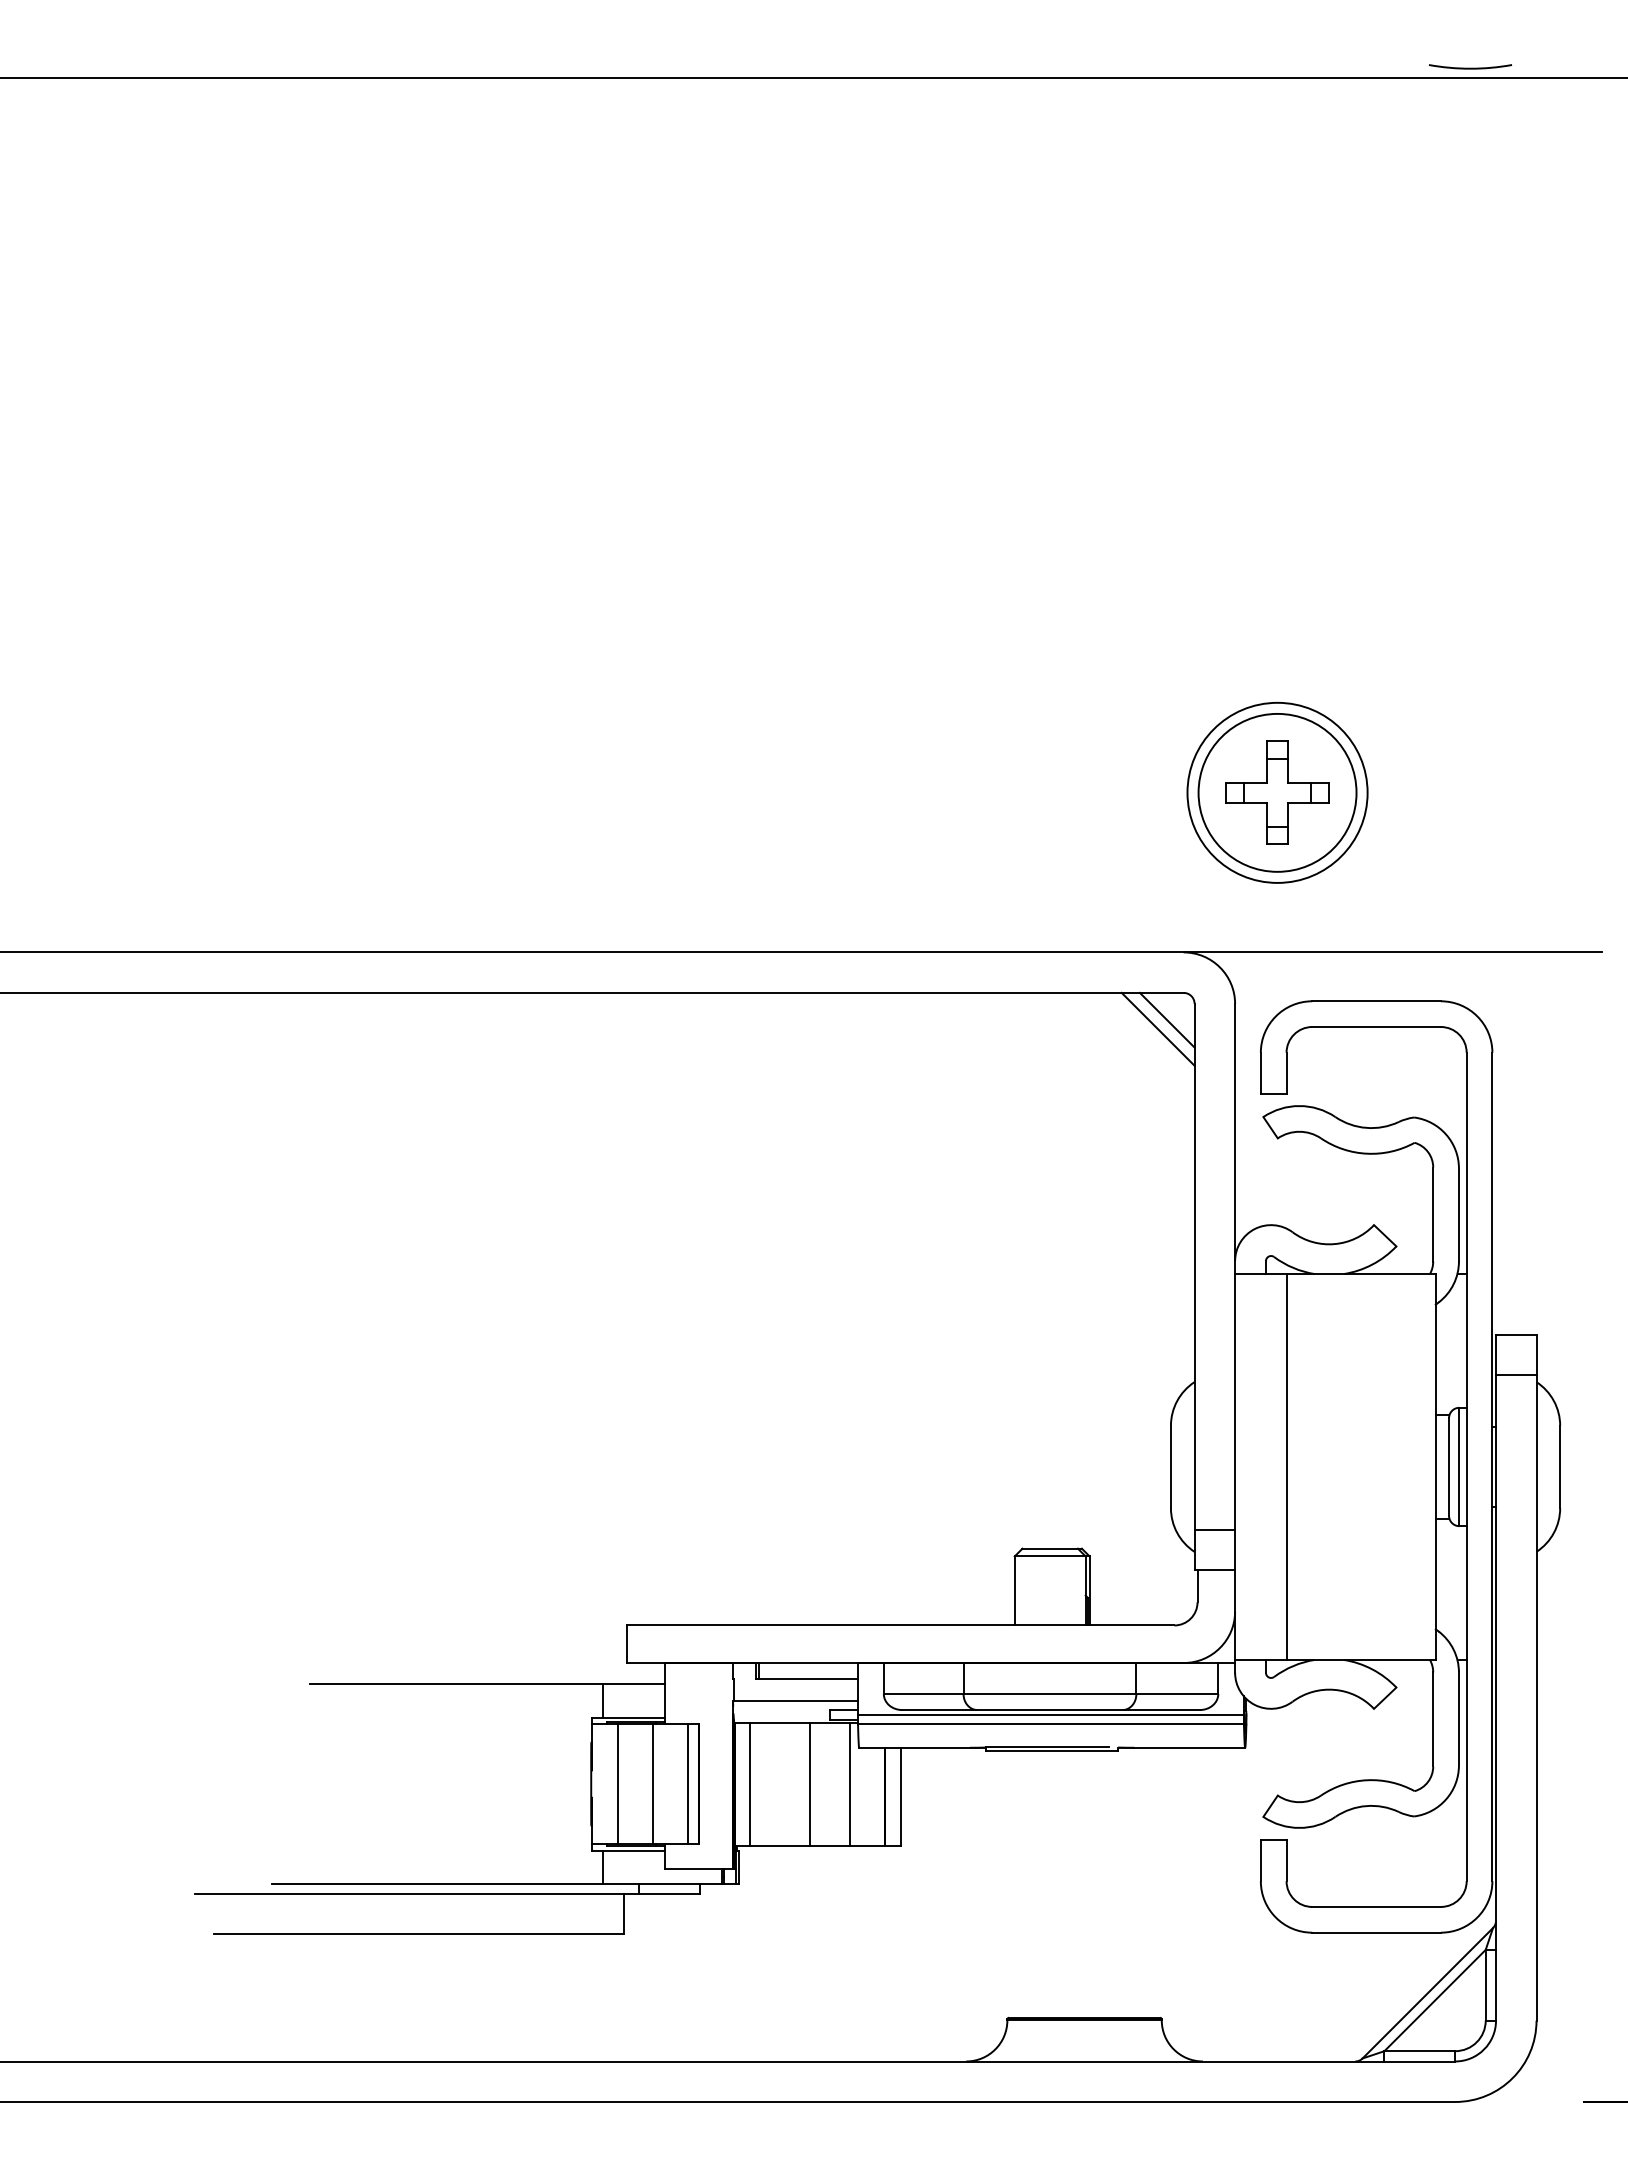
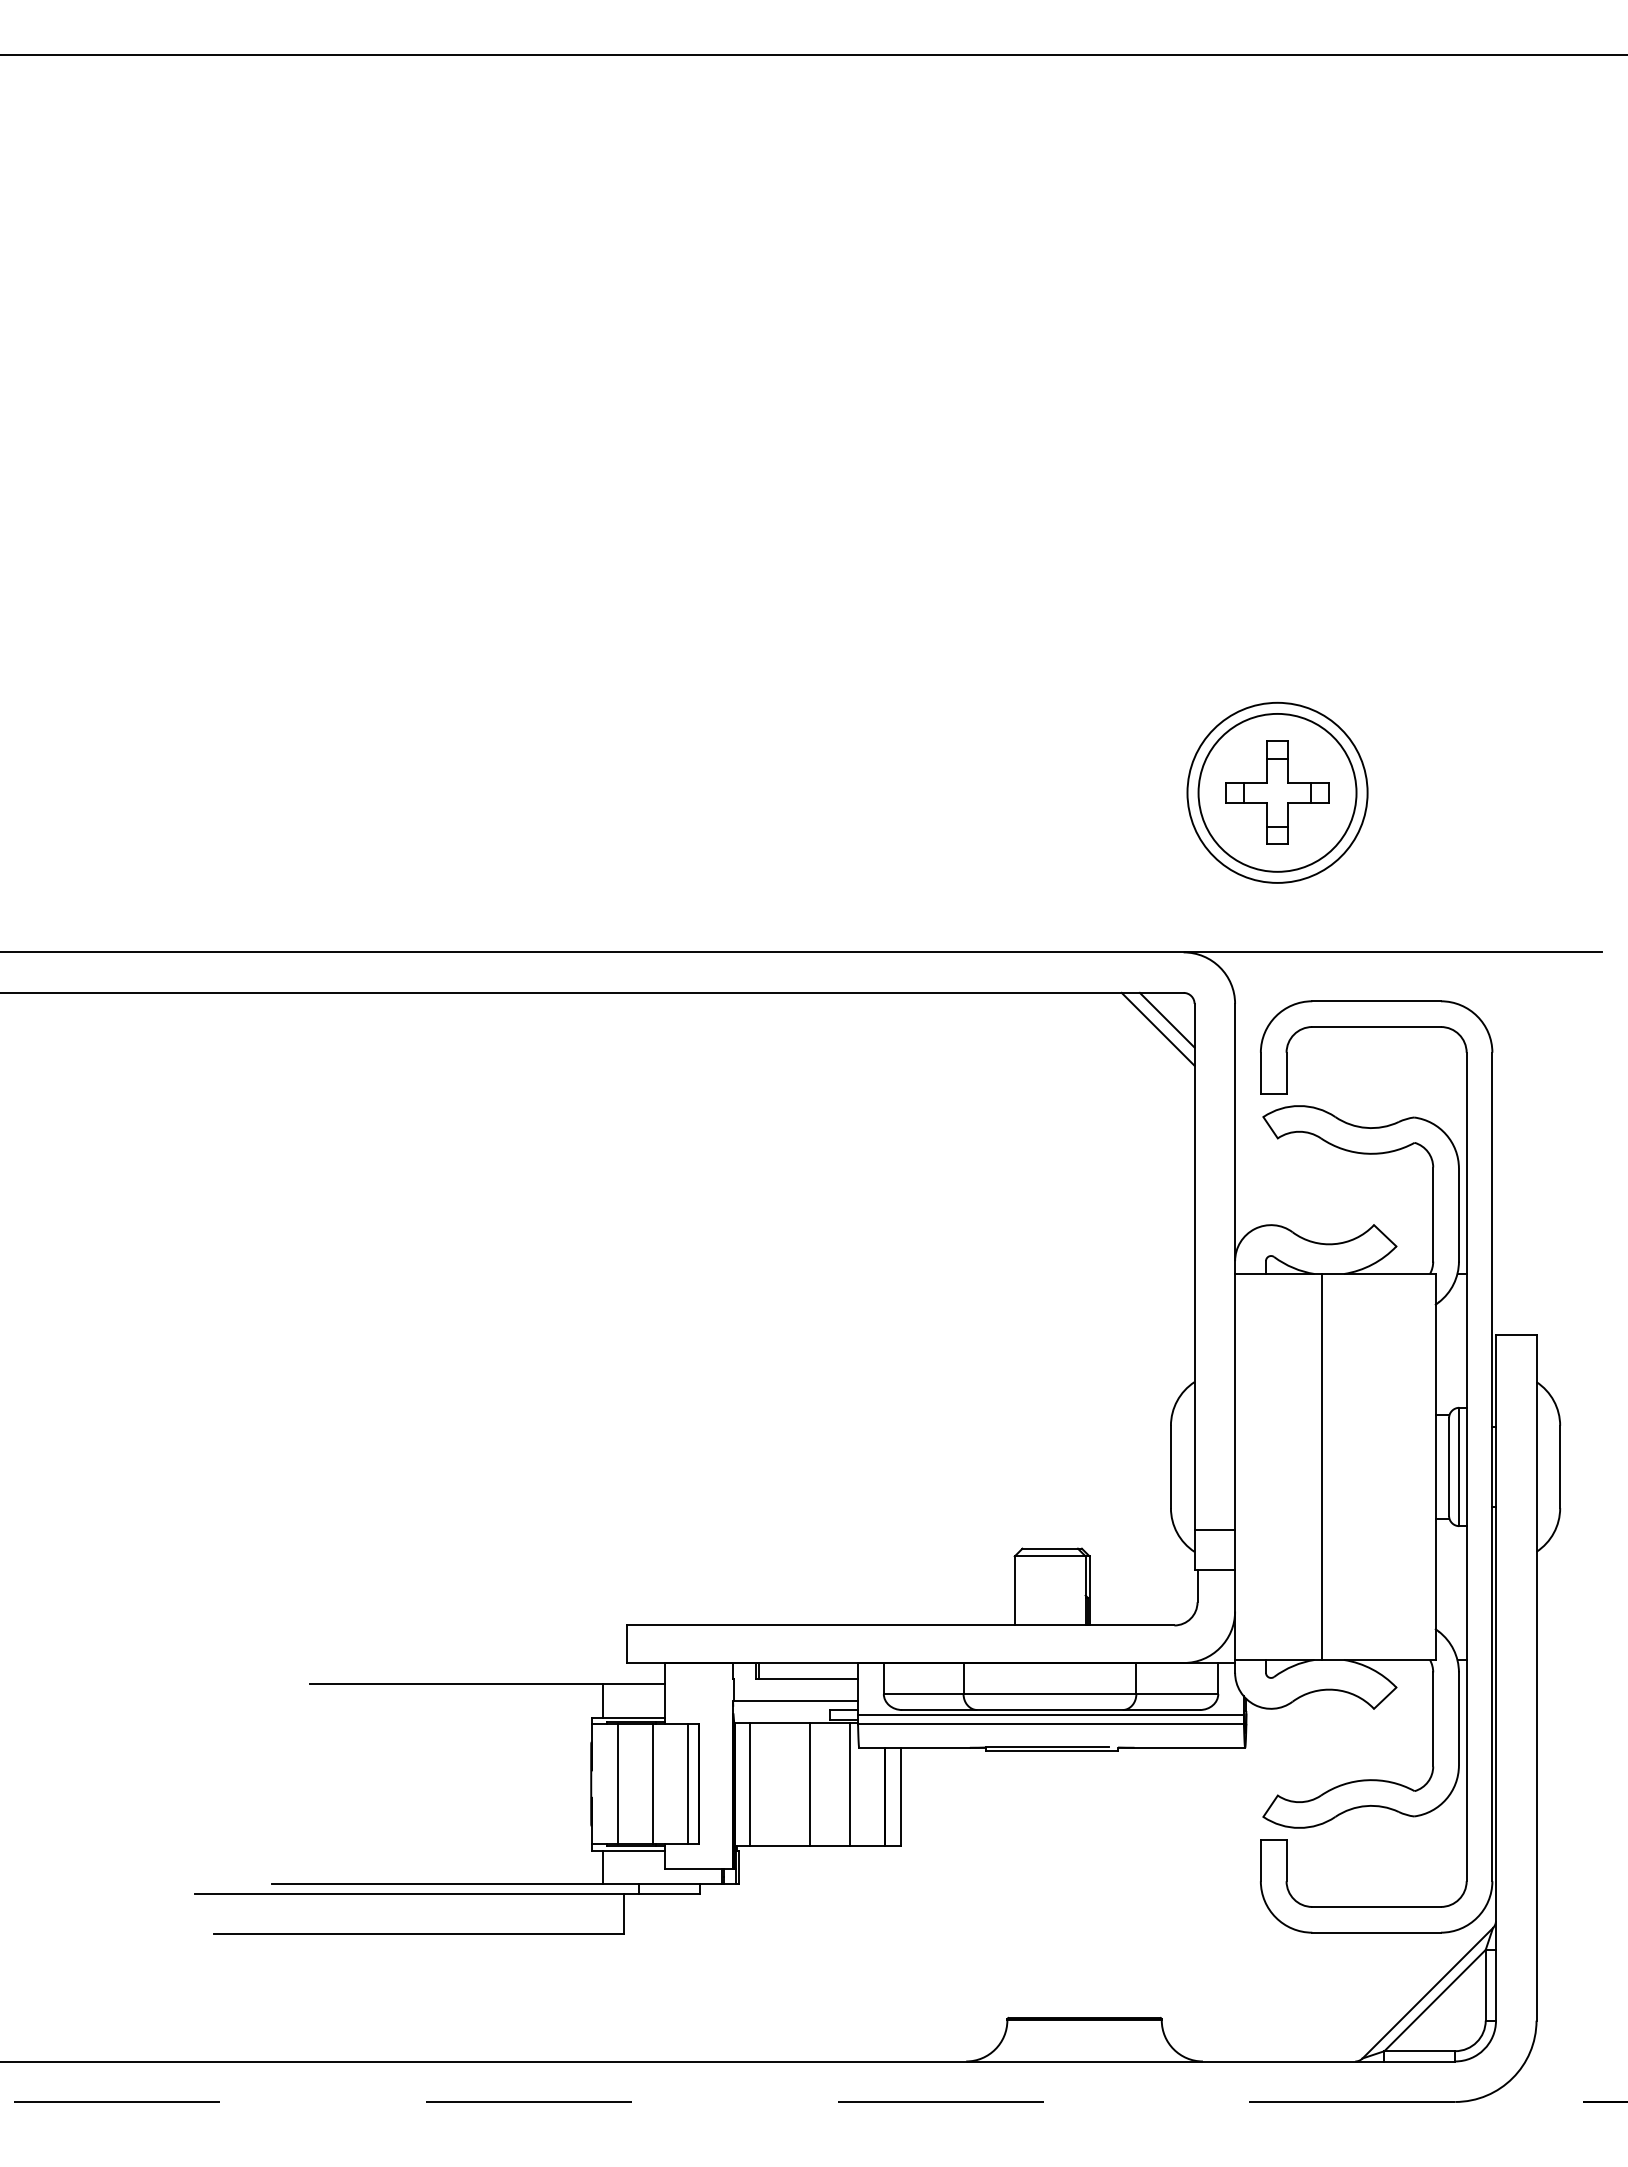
arc: present -> none (1470, 67)
line position: (813, 77) -> (813, 54) (813, 54)
line: present -> none (1516, 1374)
line position: (1286, 1466) -> (1321, 1466) (1321, 1466)
line: solid -> dashed (727, 2101)
